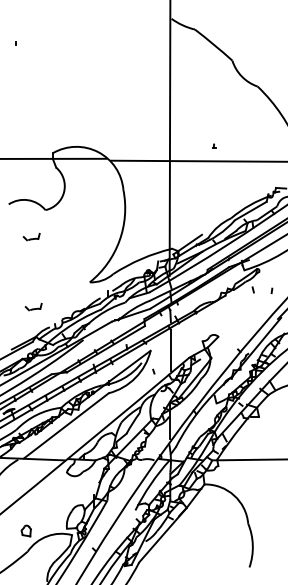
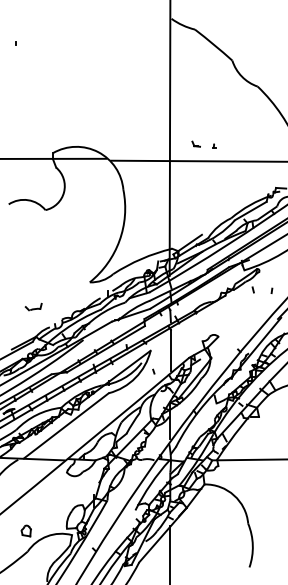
part: none -> present (195, 143)
part: present -> none (31, 236)
line: none -> present (169, 553)
